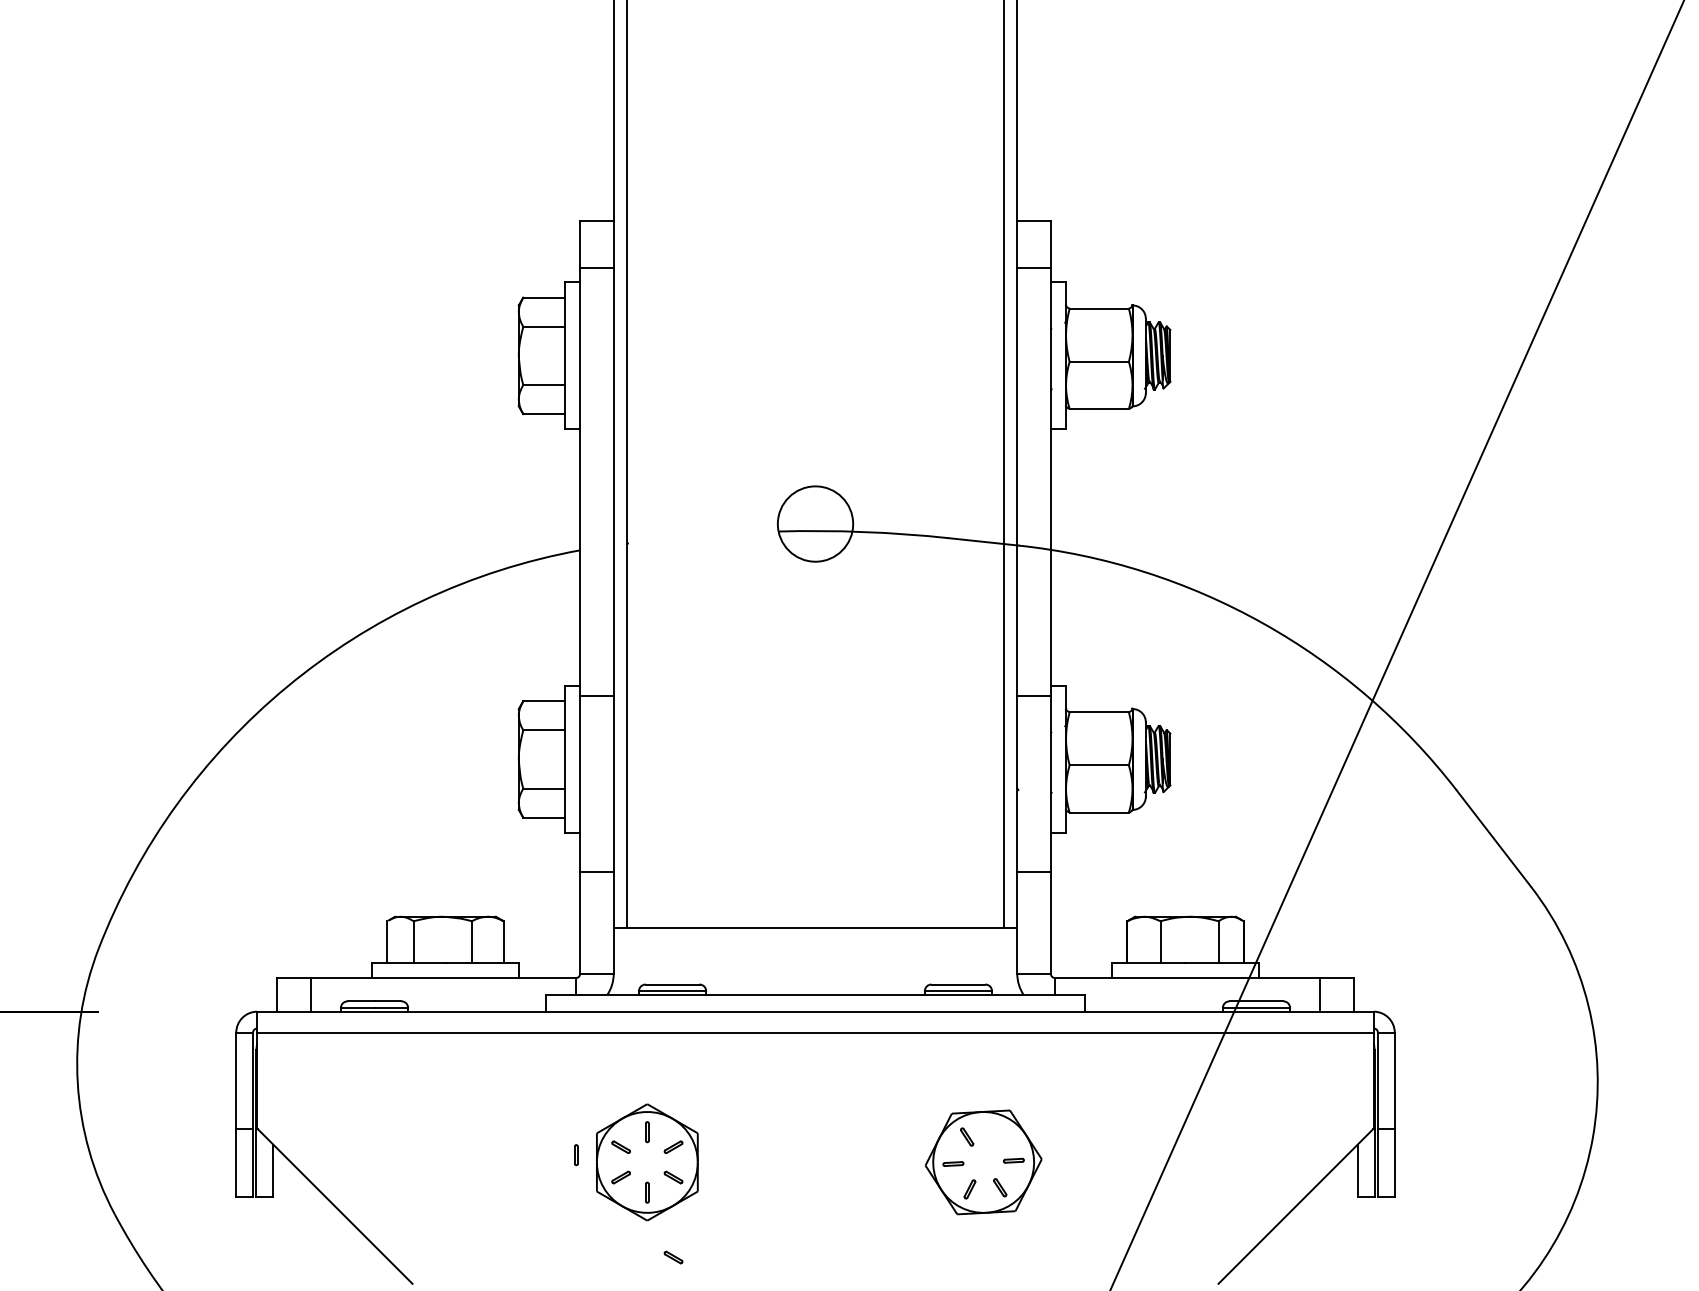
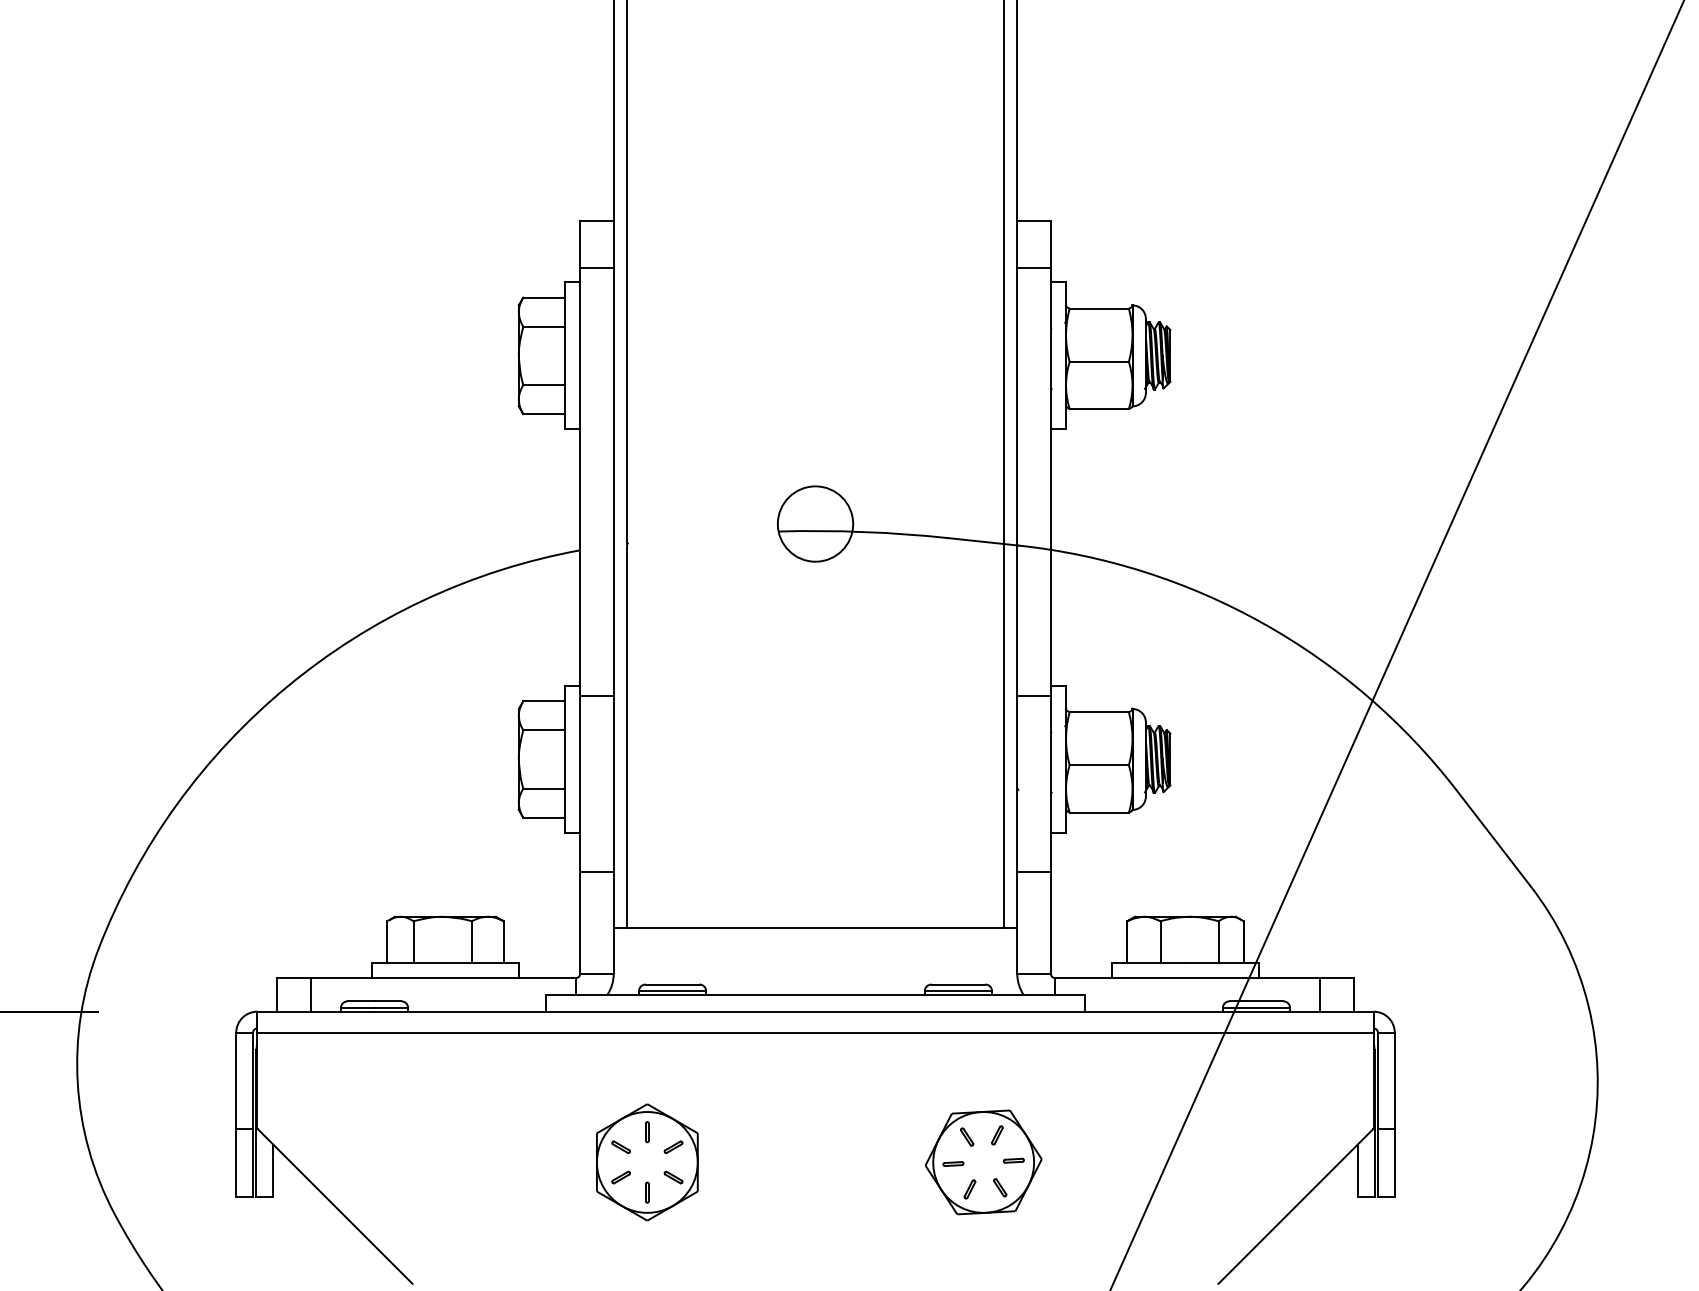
part: none -> present (997, 1135)
line: present -> none (575, 1155)
part: present -> none (673, 1257)
